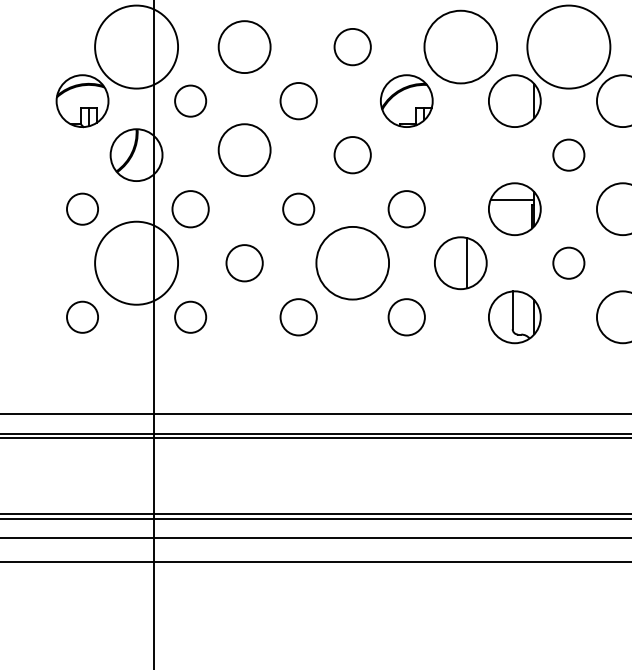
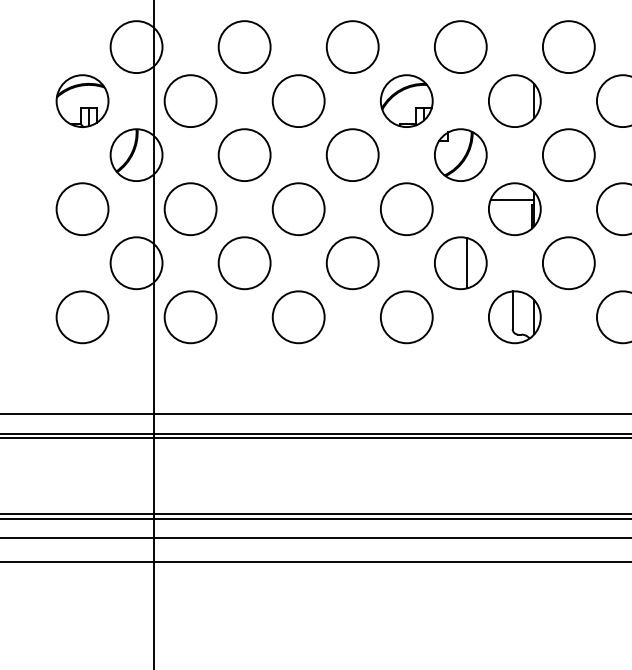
circle diameter: 83 px -> 52 px (136, 47)
circle diameter: 36 px -> 52 px (352, 47)
circle diameter: 73 px -> 52 px (460, 47)
circle diameter: 83 px -> 52 px (568, 47)
circle diameter: 31 px -> 52 px (190, 101)
circle diameter: 36 px -> 52 px (298, 101)
circle position: (244, 149) -> (244, 154) (244, 154)
part: none -> present (460, 154)
circle diameter: 31 px -> 52 px (568, 155)
circle diameter: 36 px -> 52 px (352, 155)
circle diameter: 31 px -> 52 px (82, 209)
circle diameter: 31 px -> 52 px (298, 209)
circle diameter: 36 px -> 52 px (190, 209)
circle diameter: 36 px -> 52 px (406, 209)
circle diameter: 83 px -> 52 px (136, 263)
circle diameter: 73 px -> 52 px (352, 263)
circle diameter: 31 px -> 52 px (568, 263)
circle diameter: 36 px -> 52 px (244, 263)
circle diameter: 31 px -> 52 px (82, 317)
circle diameter: 31 px -> 52 px (190, 317)
circle diameter: 36 px -> 52 px (298, 317)
circle diameter: 36 px -> 52 px (406, 317)
